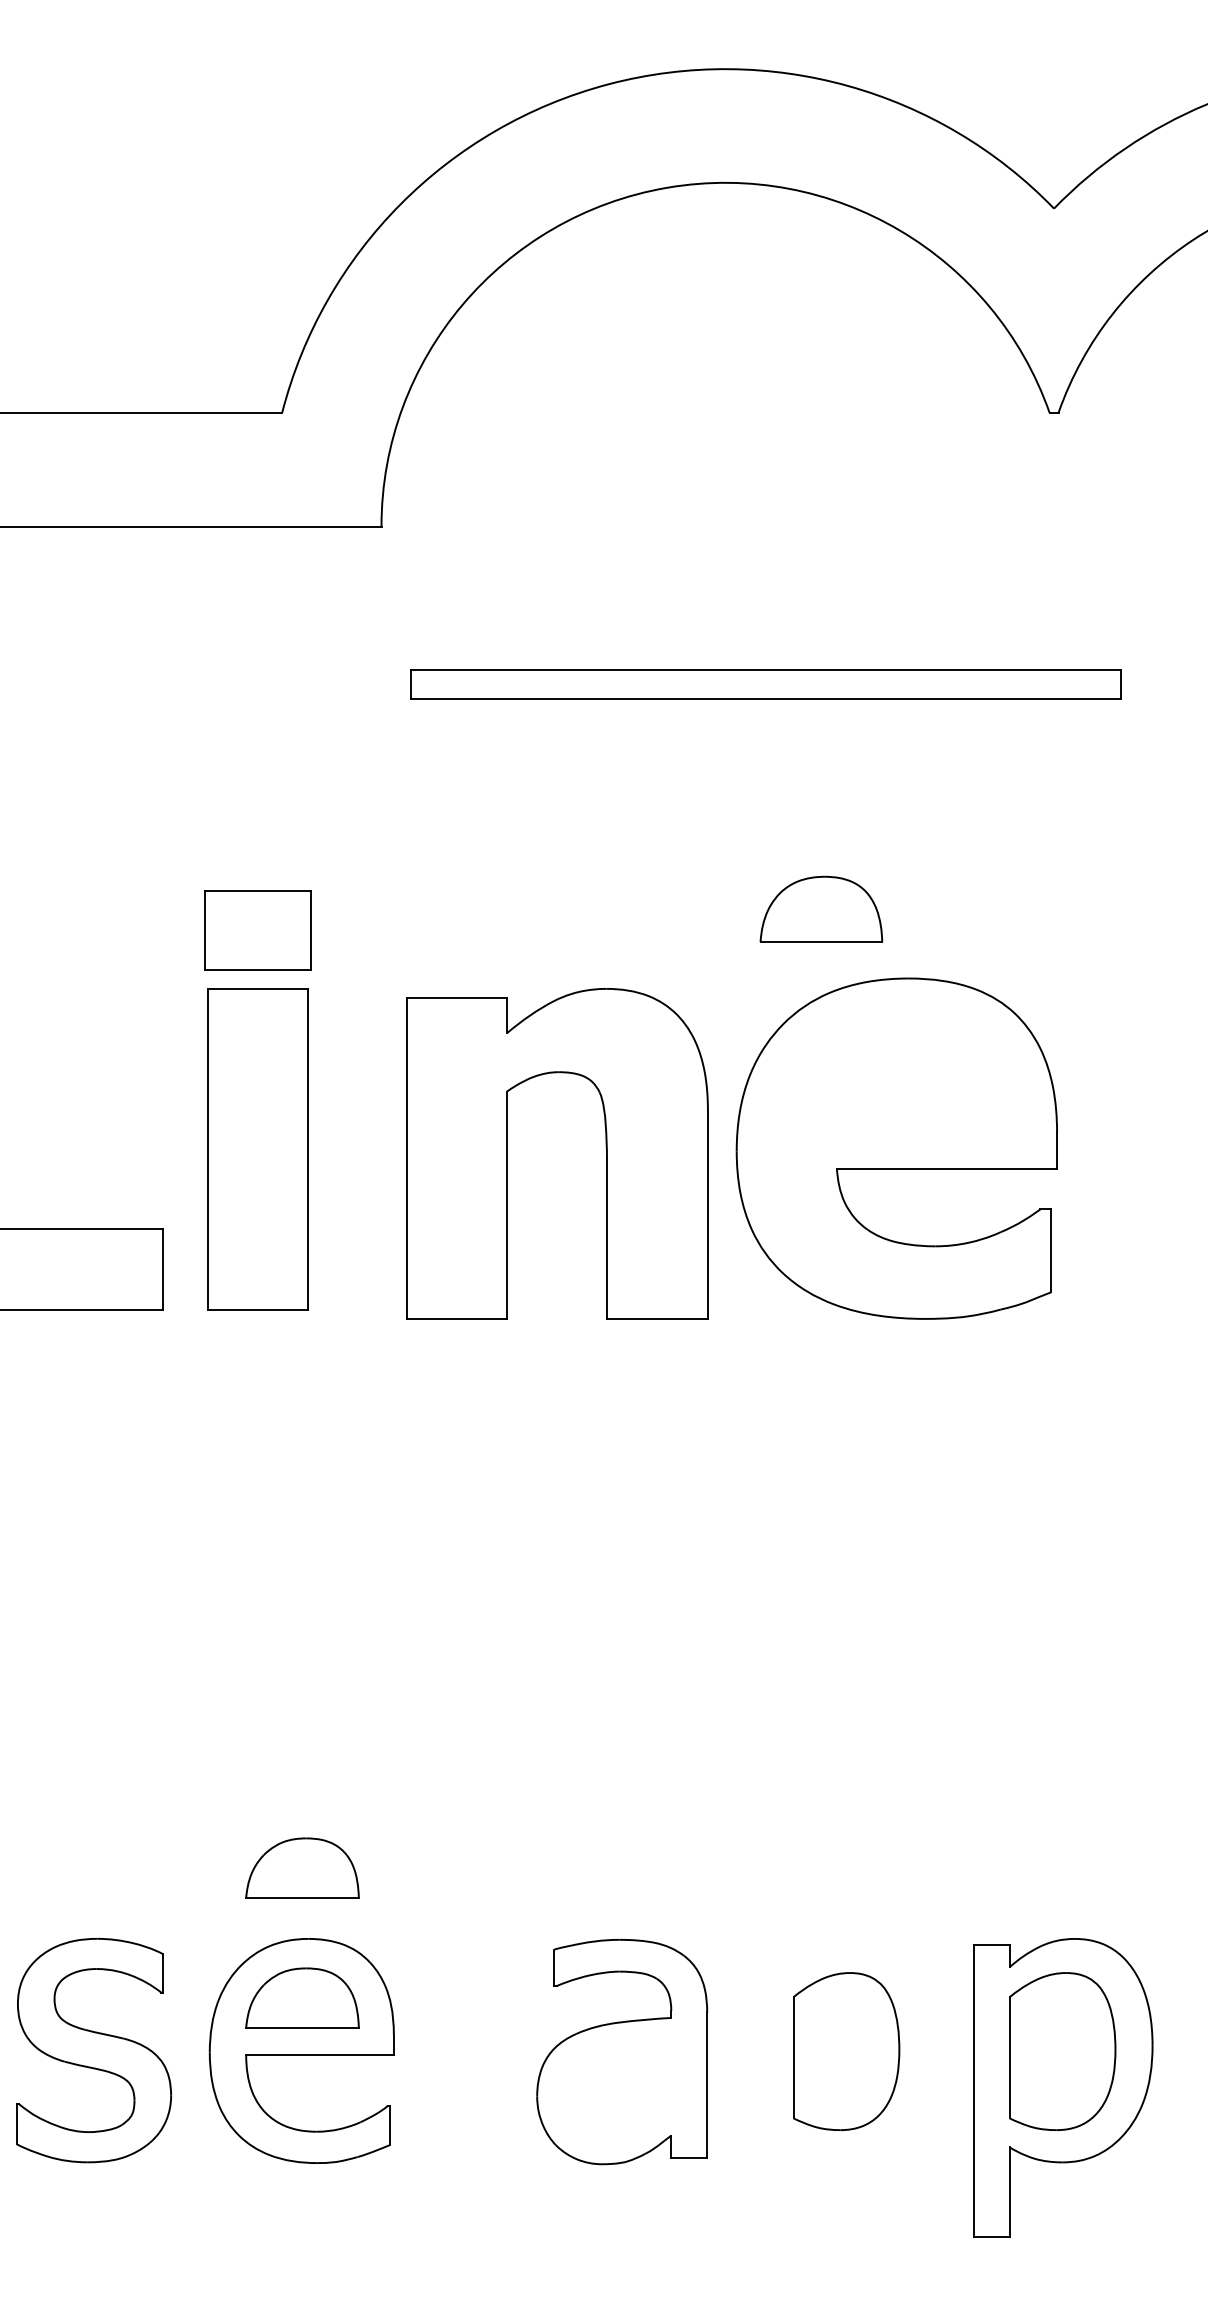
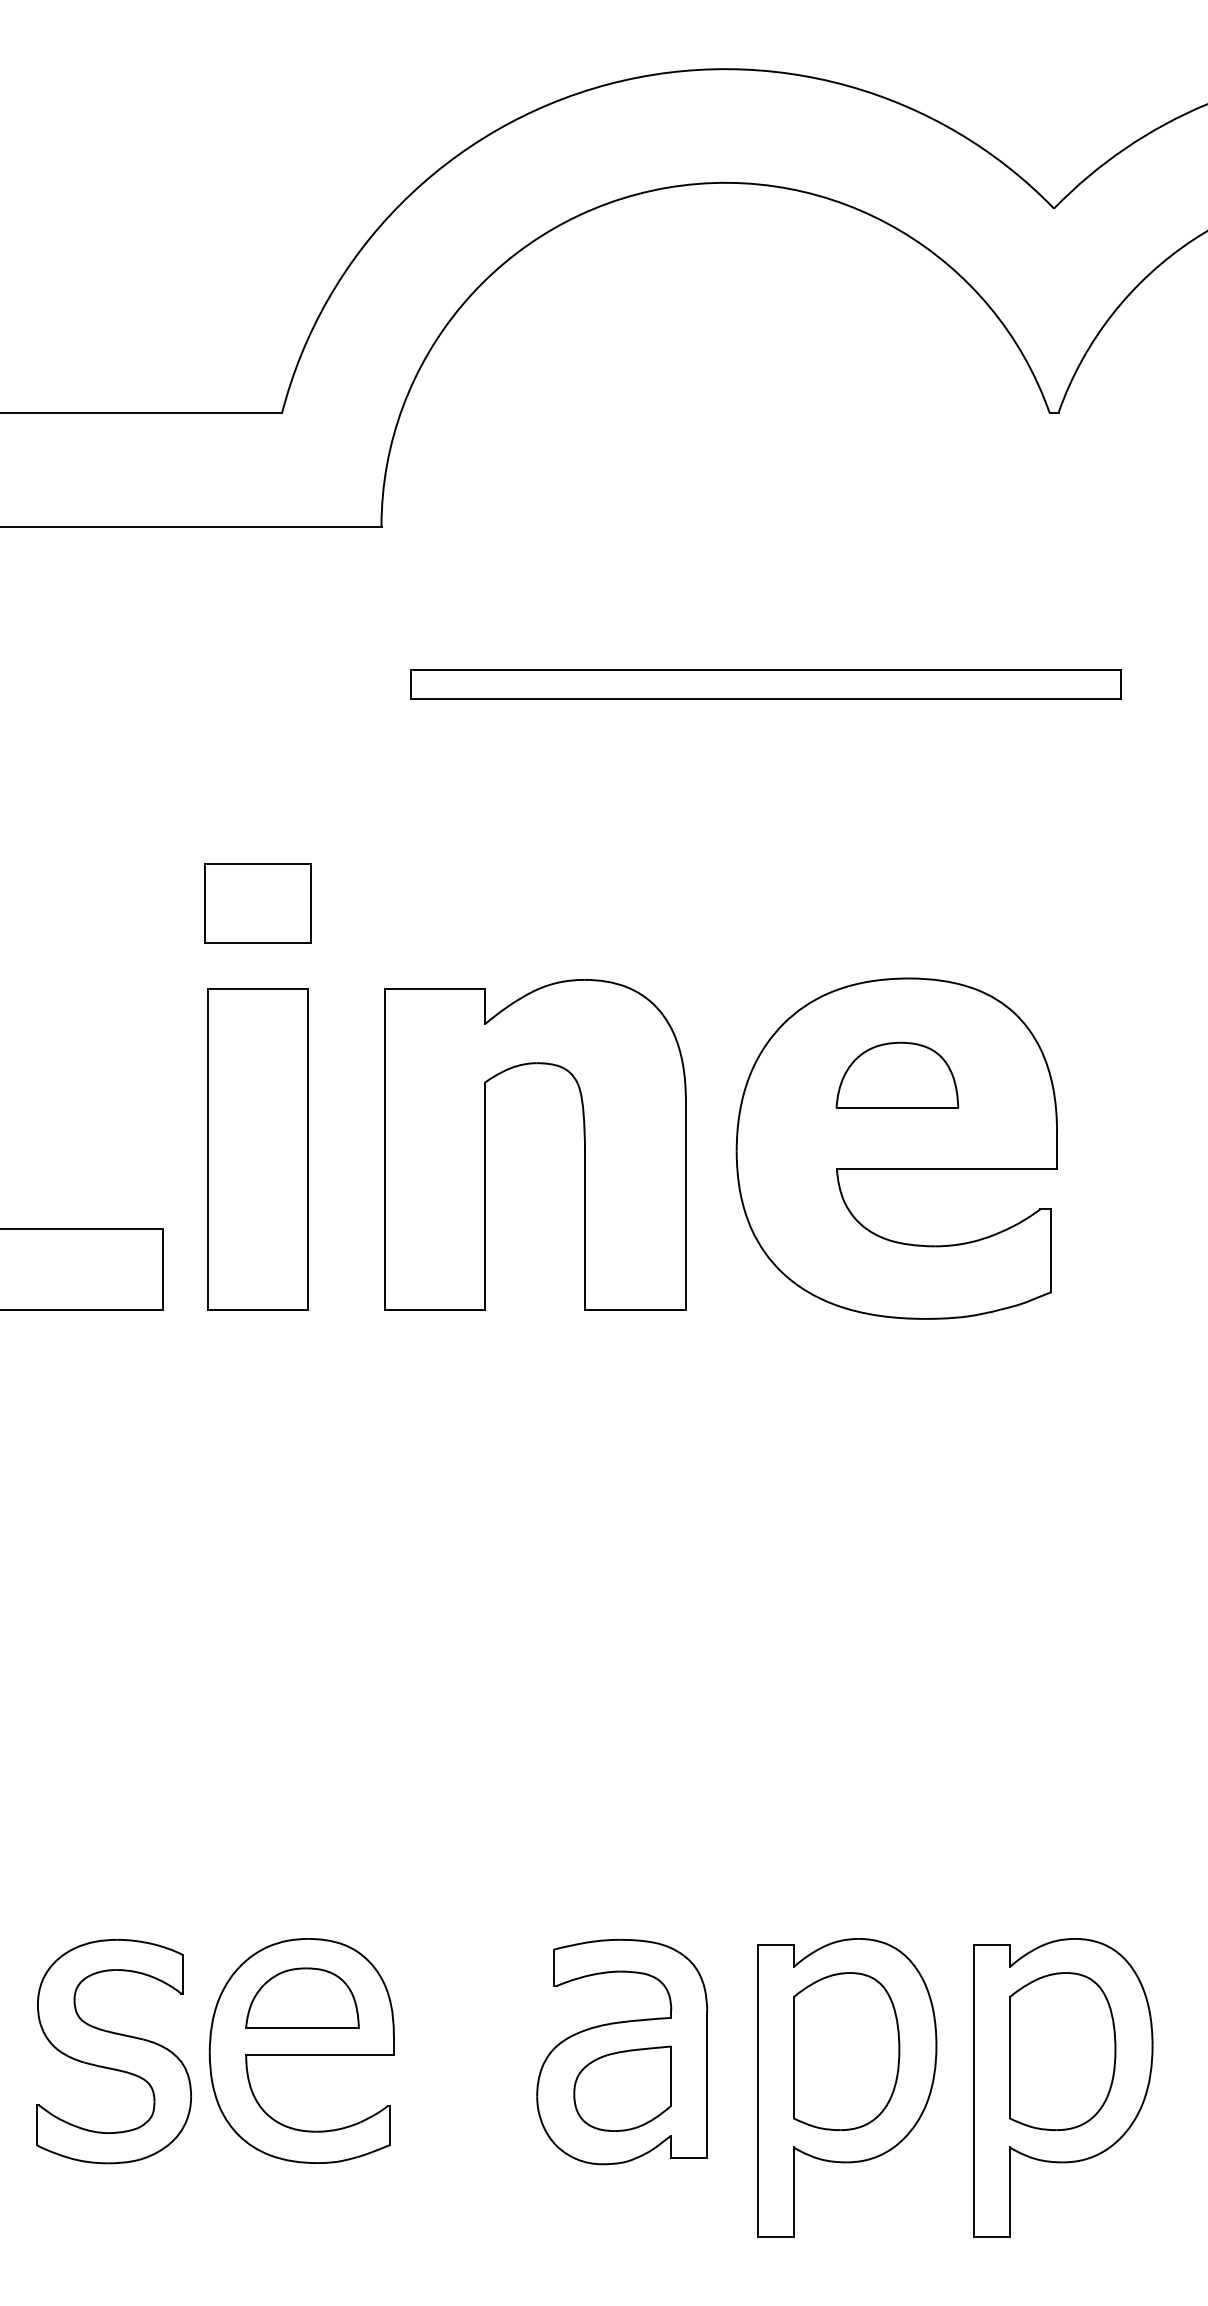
part position: (821, 908) -> (897, 1074) (897, 1074)
part position: (257, 930) -> (257, 903) (257, 903)
part position: (605, 1147) -> (583, 1138) (583, 1138)
part: present -> none (302, 1867)
part position: (93, 2050) -> (113, 2051) (113, 2051)
part: none -> present (847, 2087)
part: none -> present (622, 2088)
